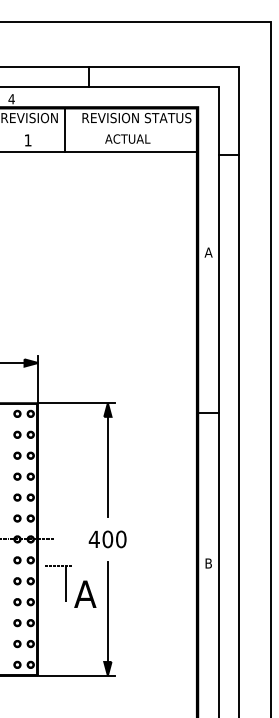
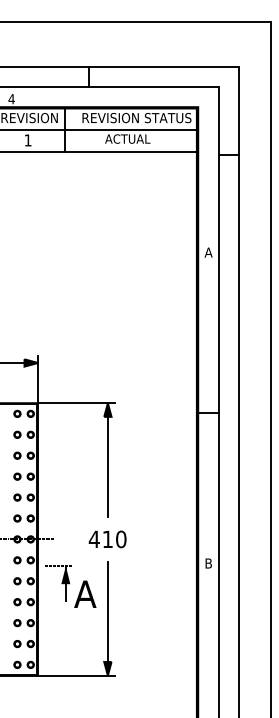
line: none -> present (99, 130)
text: 400 -> 410 (107, 539)
fill: none -> present (65, 575)
